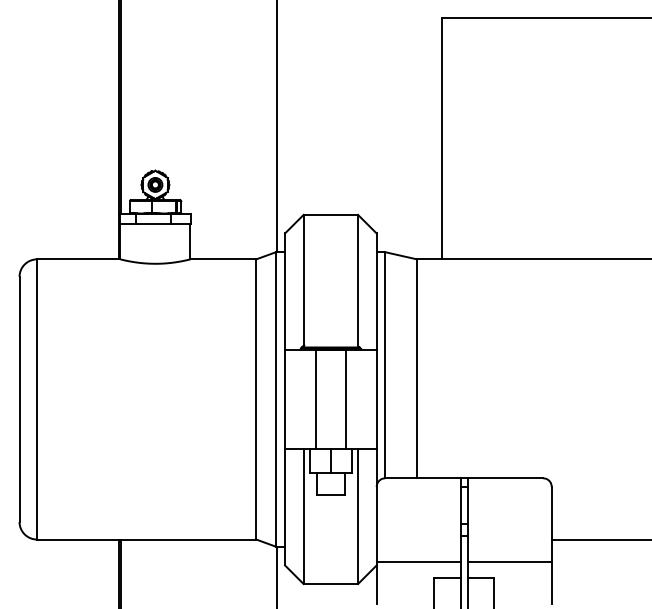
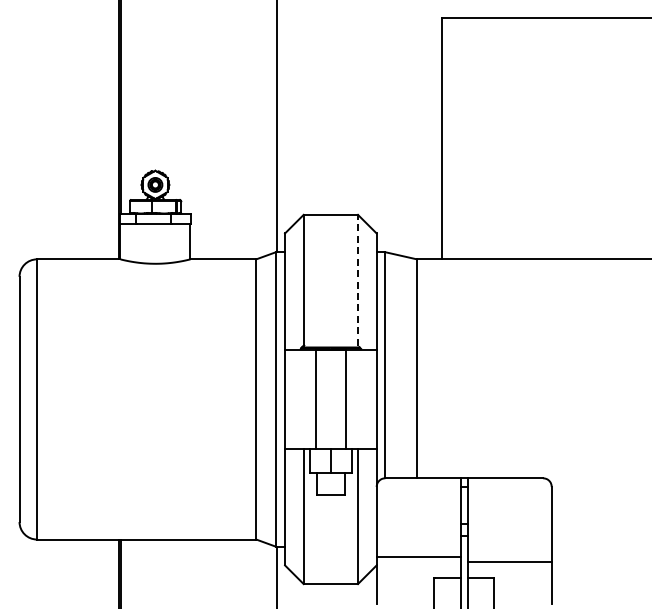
line: solid -> dashed (358, 279)
line: present -> none (599, 539)
line position: (418, 562) -> (418, 557) (418, 557)
